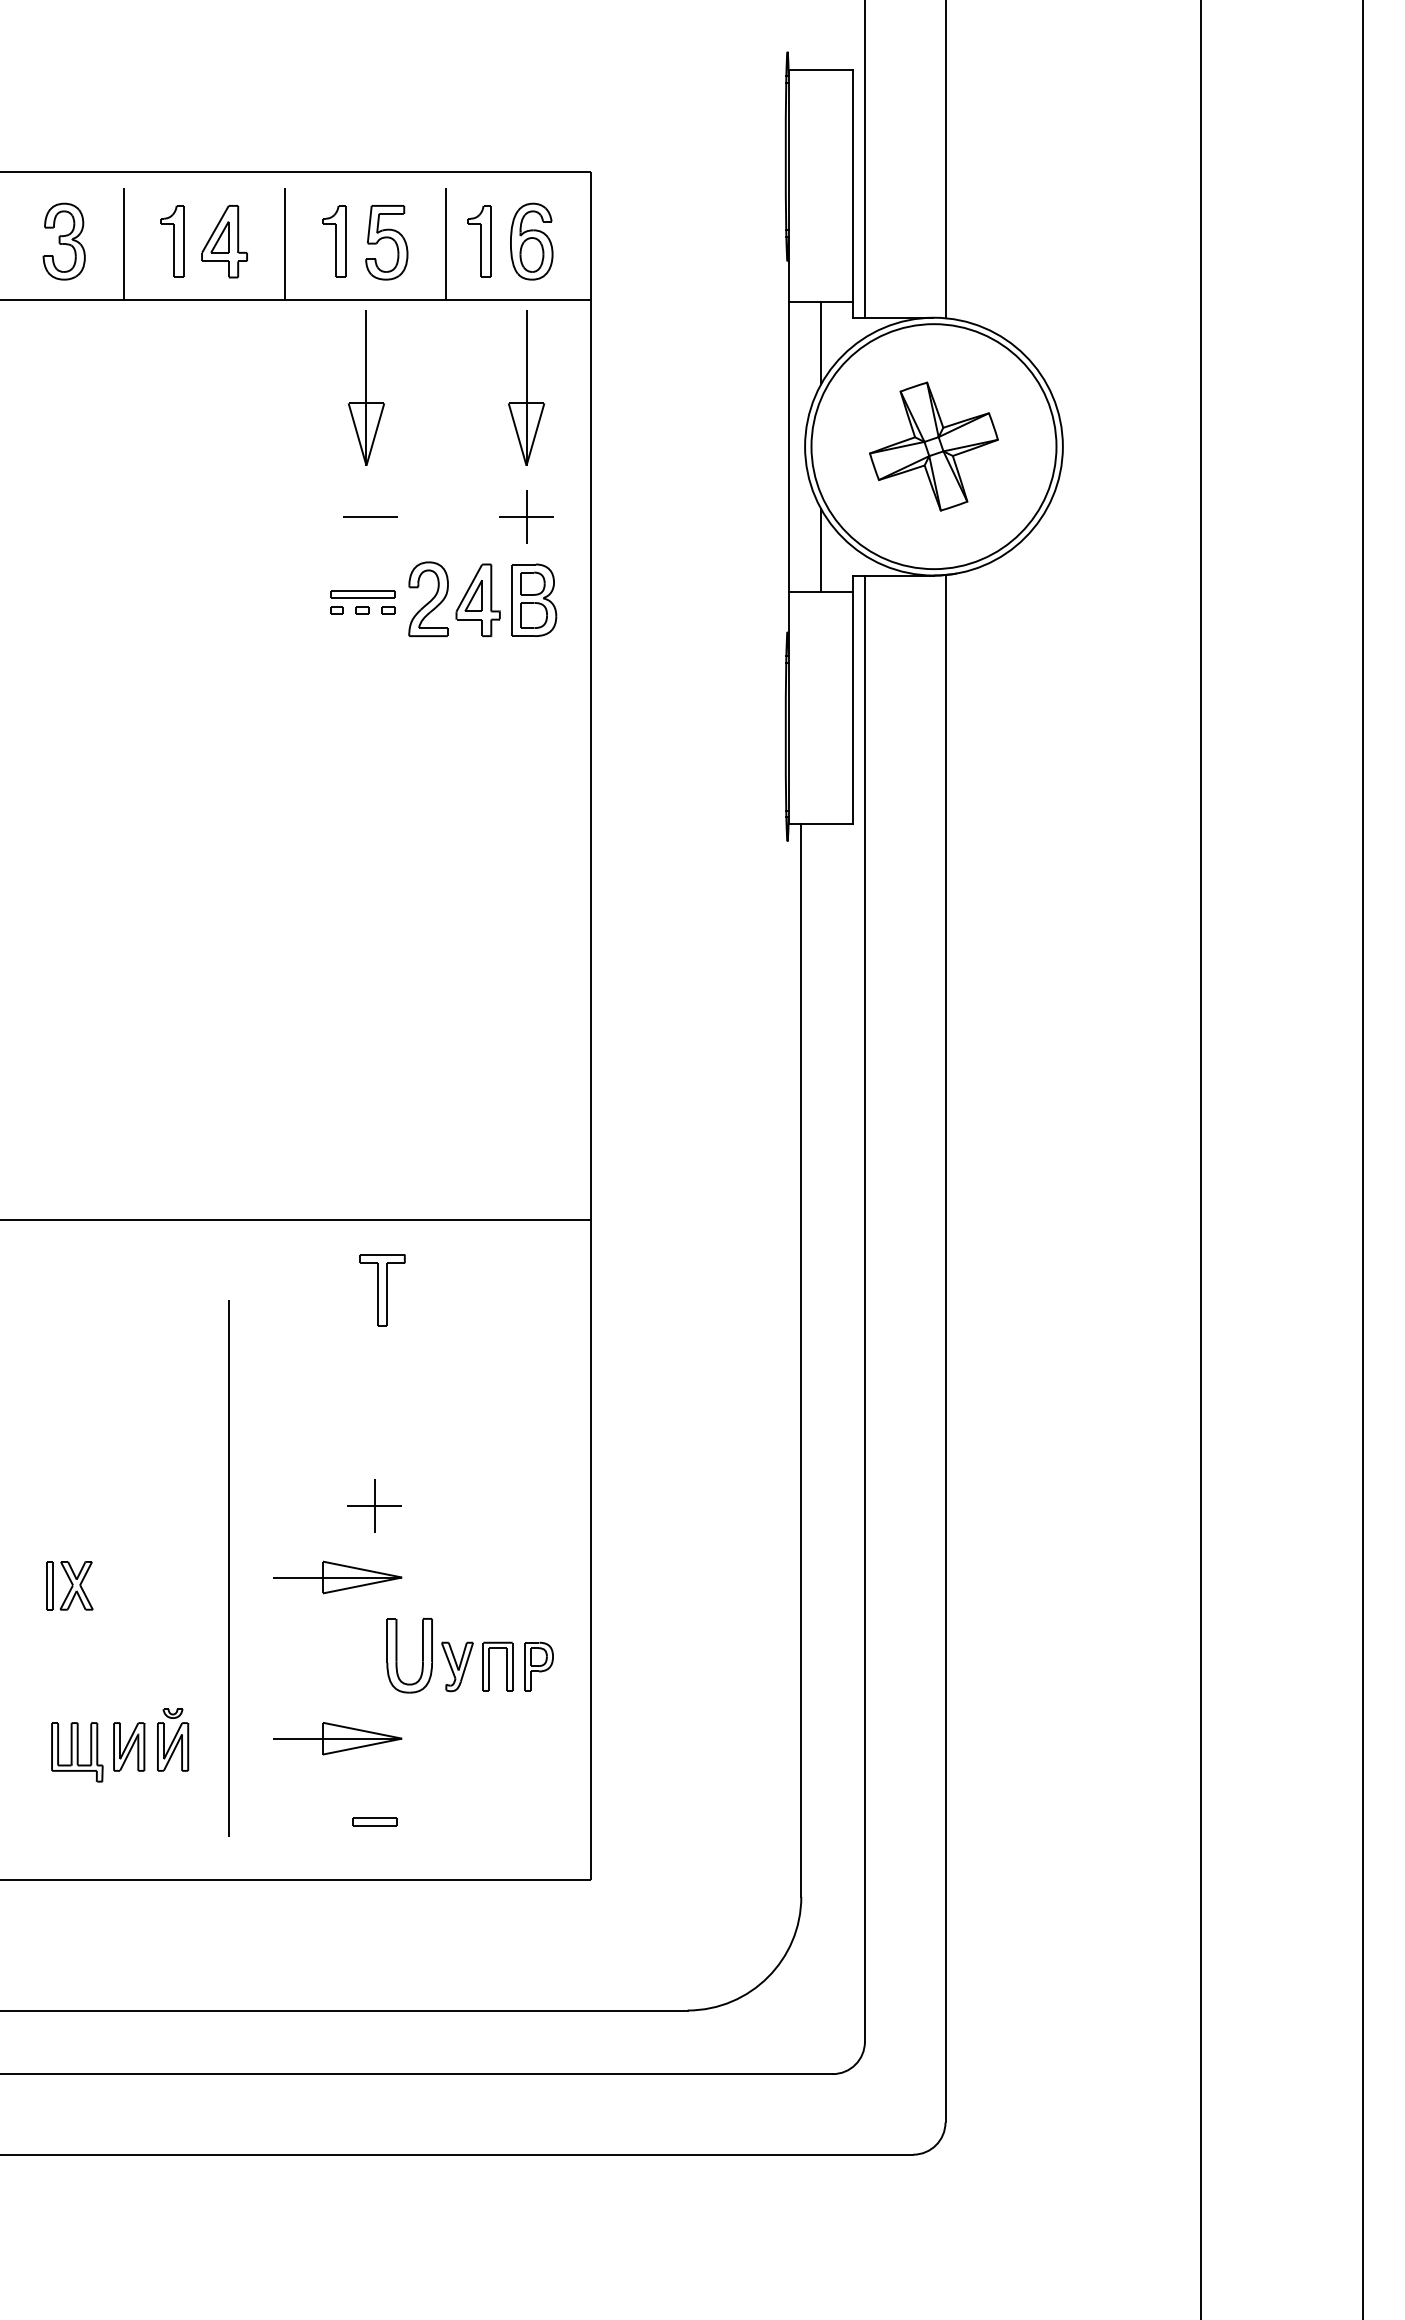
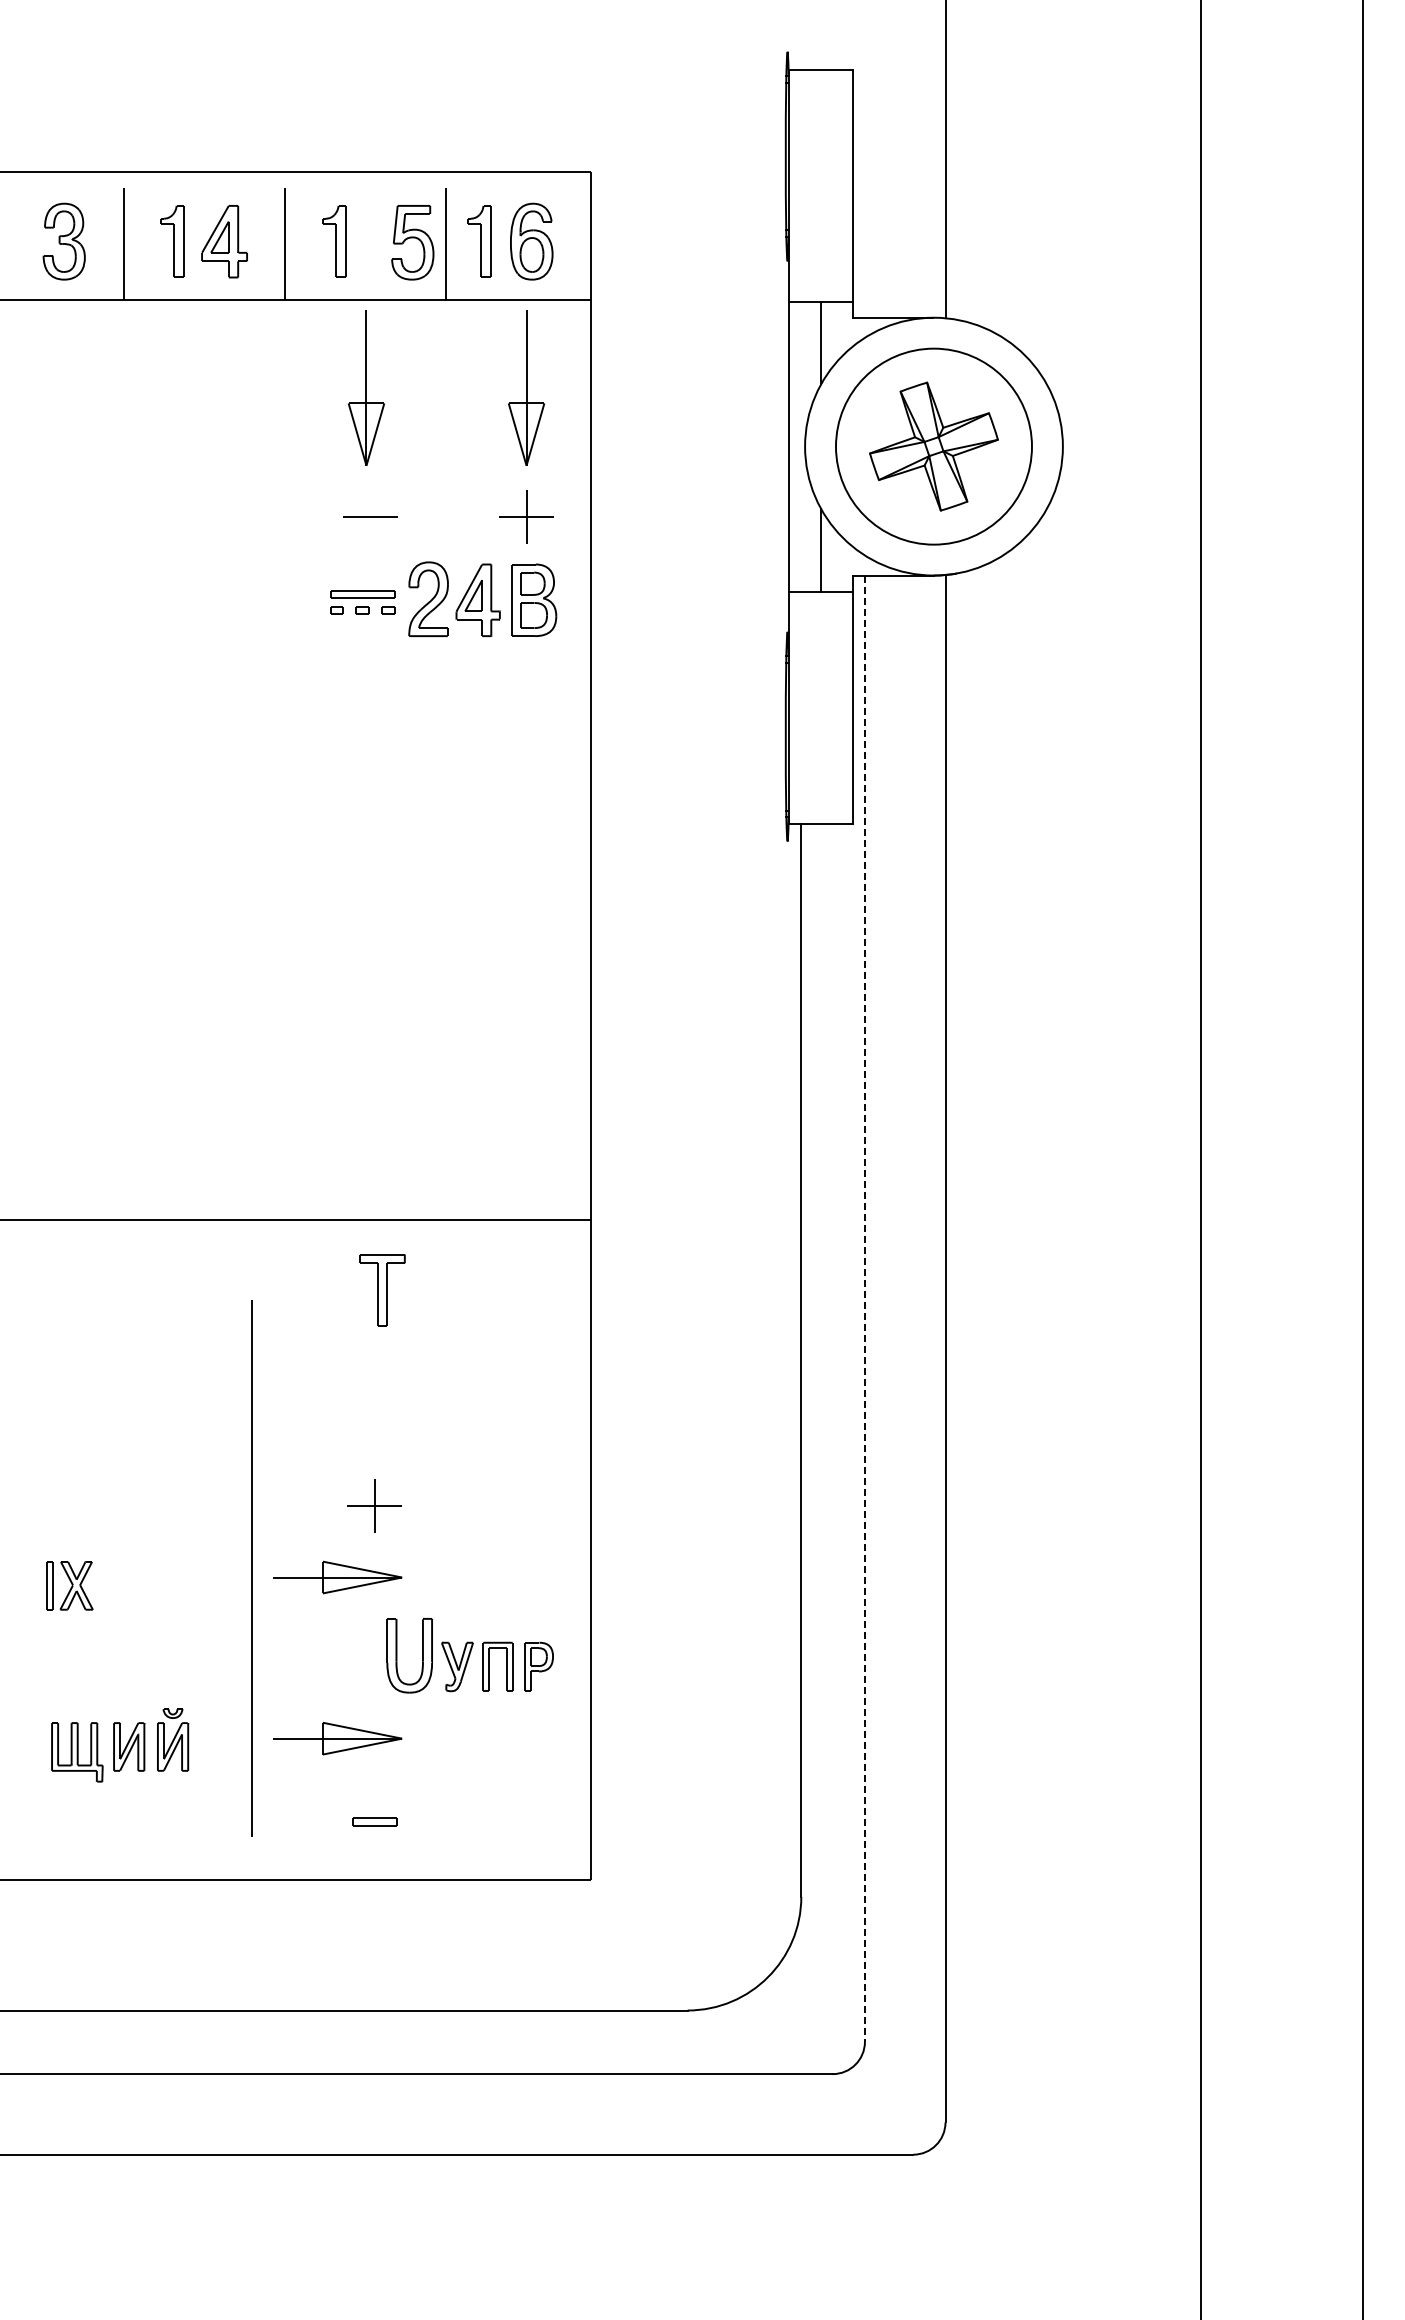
line: present -> none (864, 159)
part position: (386, 242) -> (412, 242) (412, 242)
circle diameter: 245 px -> 196 px (933, 446)
line: solid -> dashed (864, 1309)
line position: (228, 1568) -> (251, 1568) (251, 1568)
